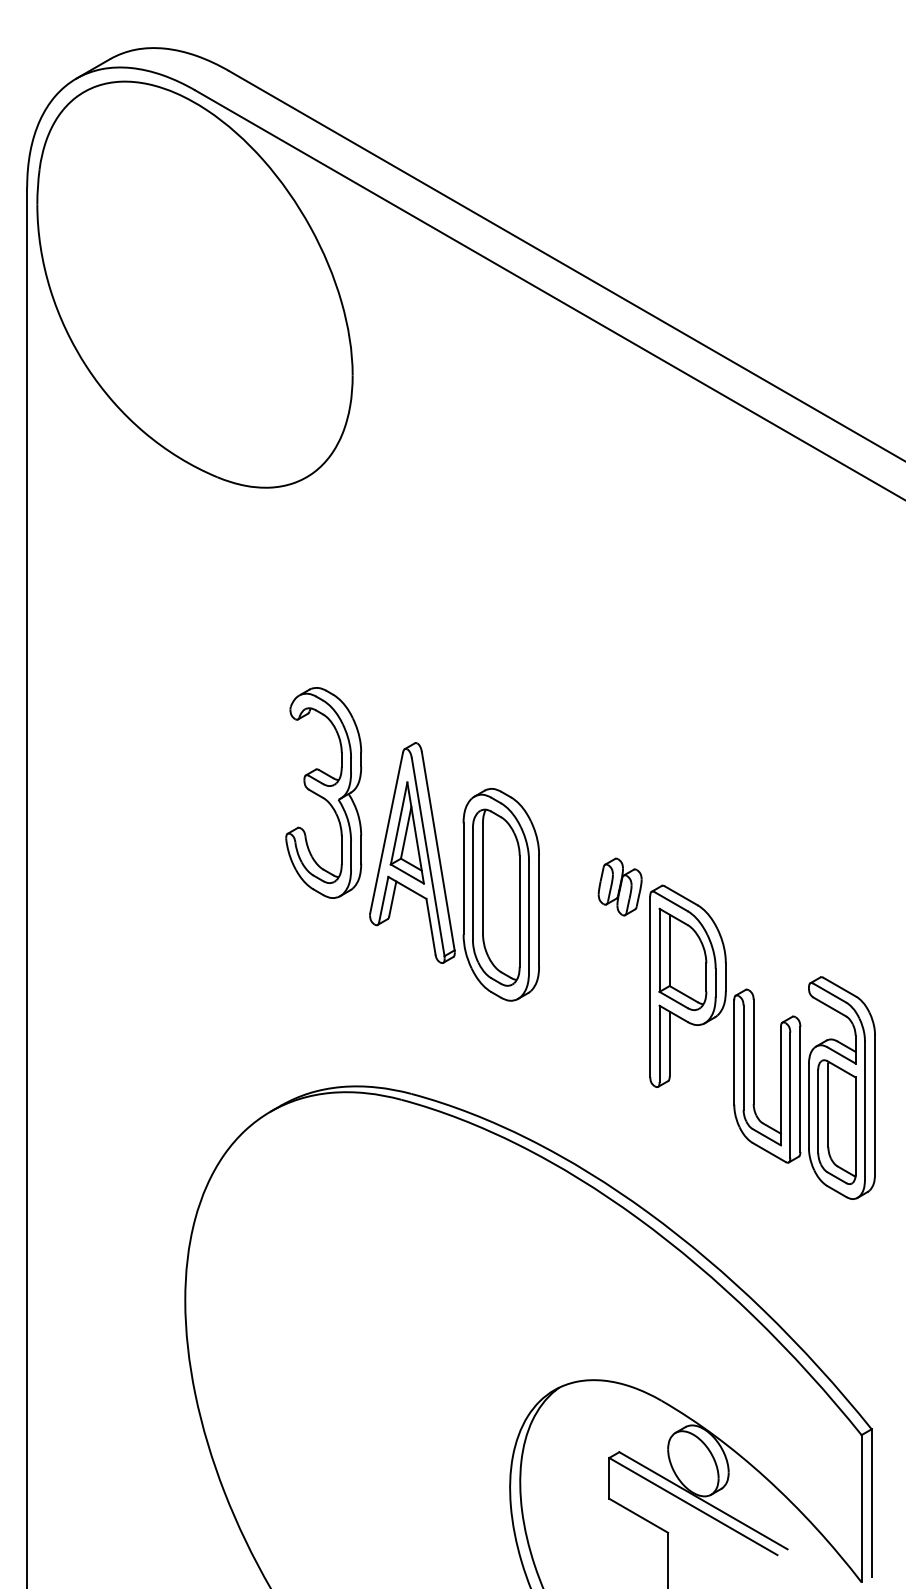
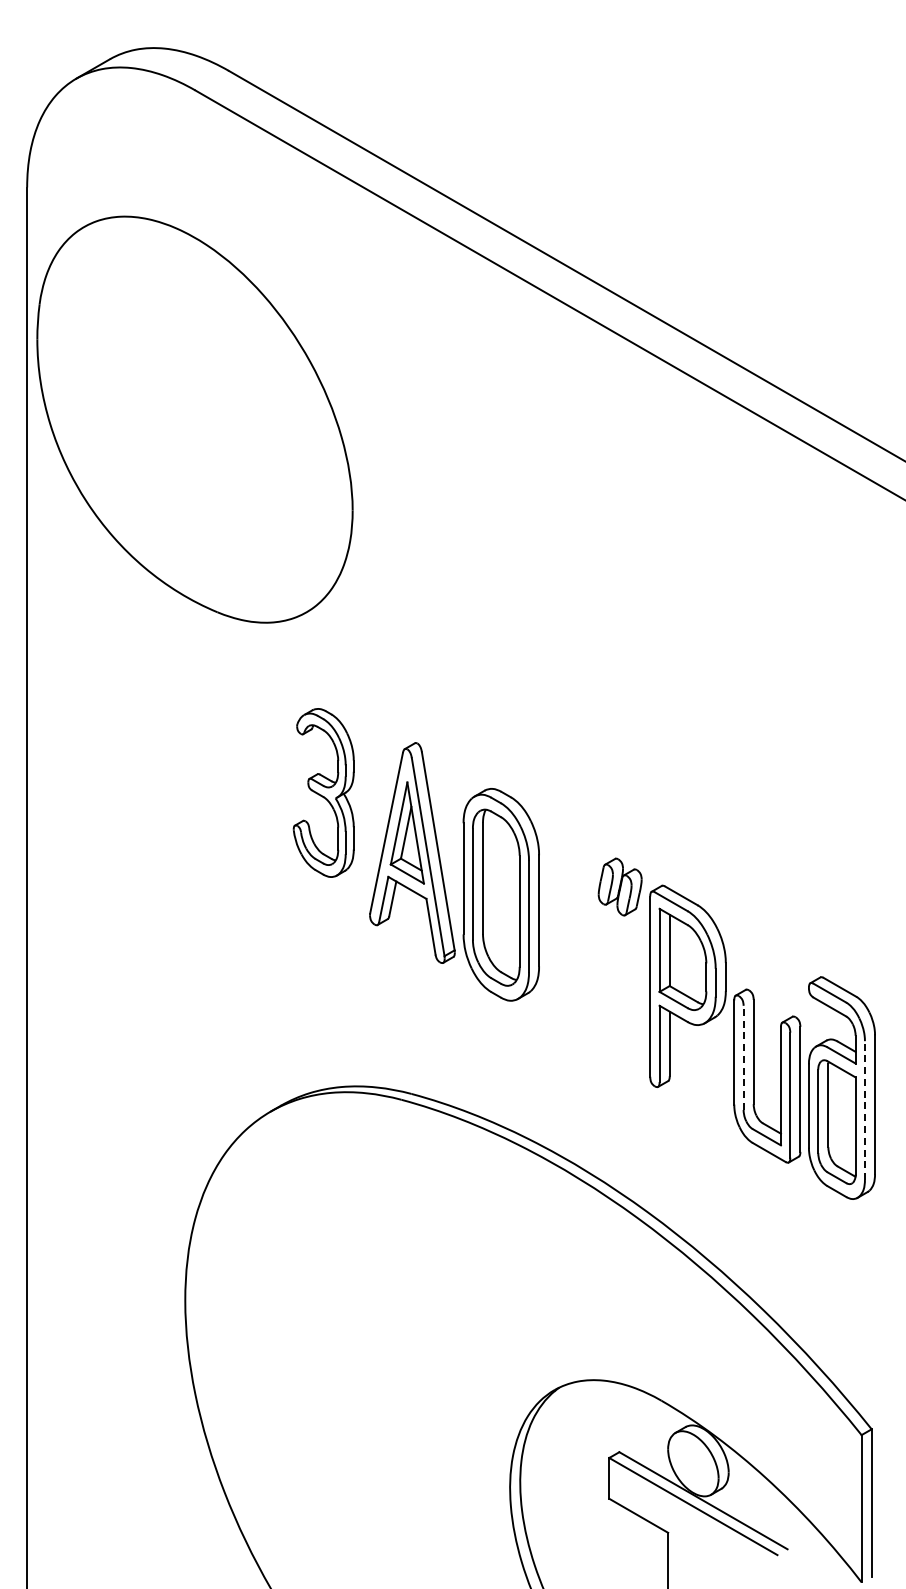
part position: (194, 284) -> (194, 419) (194, 419)
part size: 78x212 px -> 63x170 px (323, 792)
line: solid -> dashed (743, 1057)
line: solid -> dashed (864, 1110)
